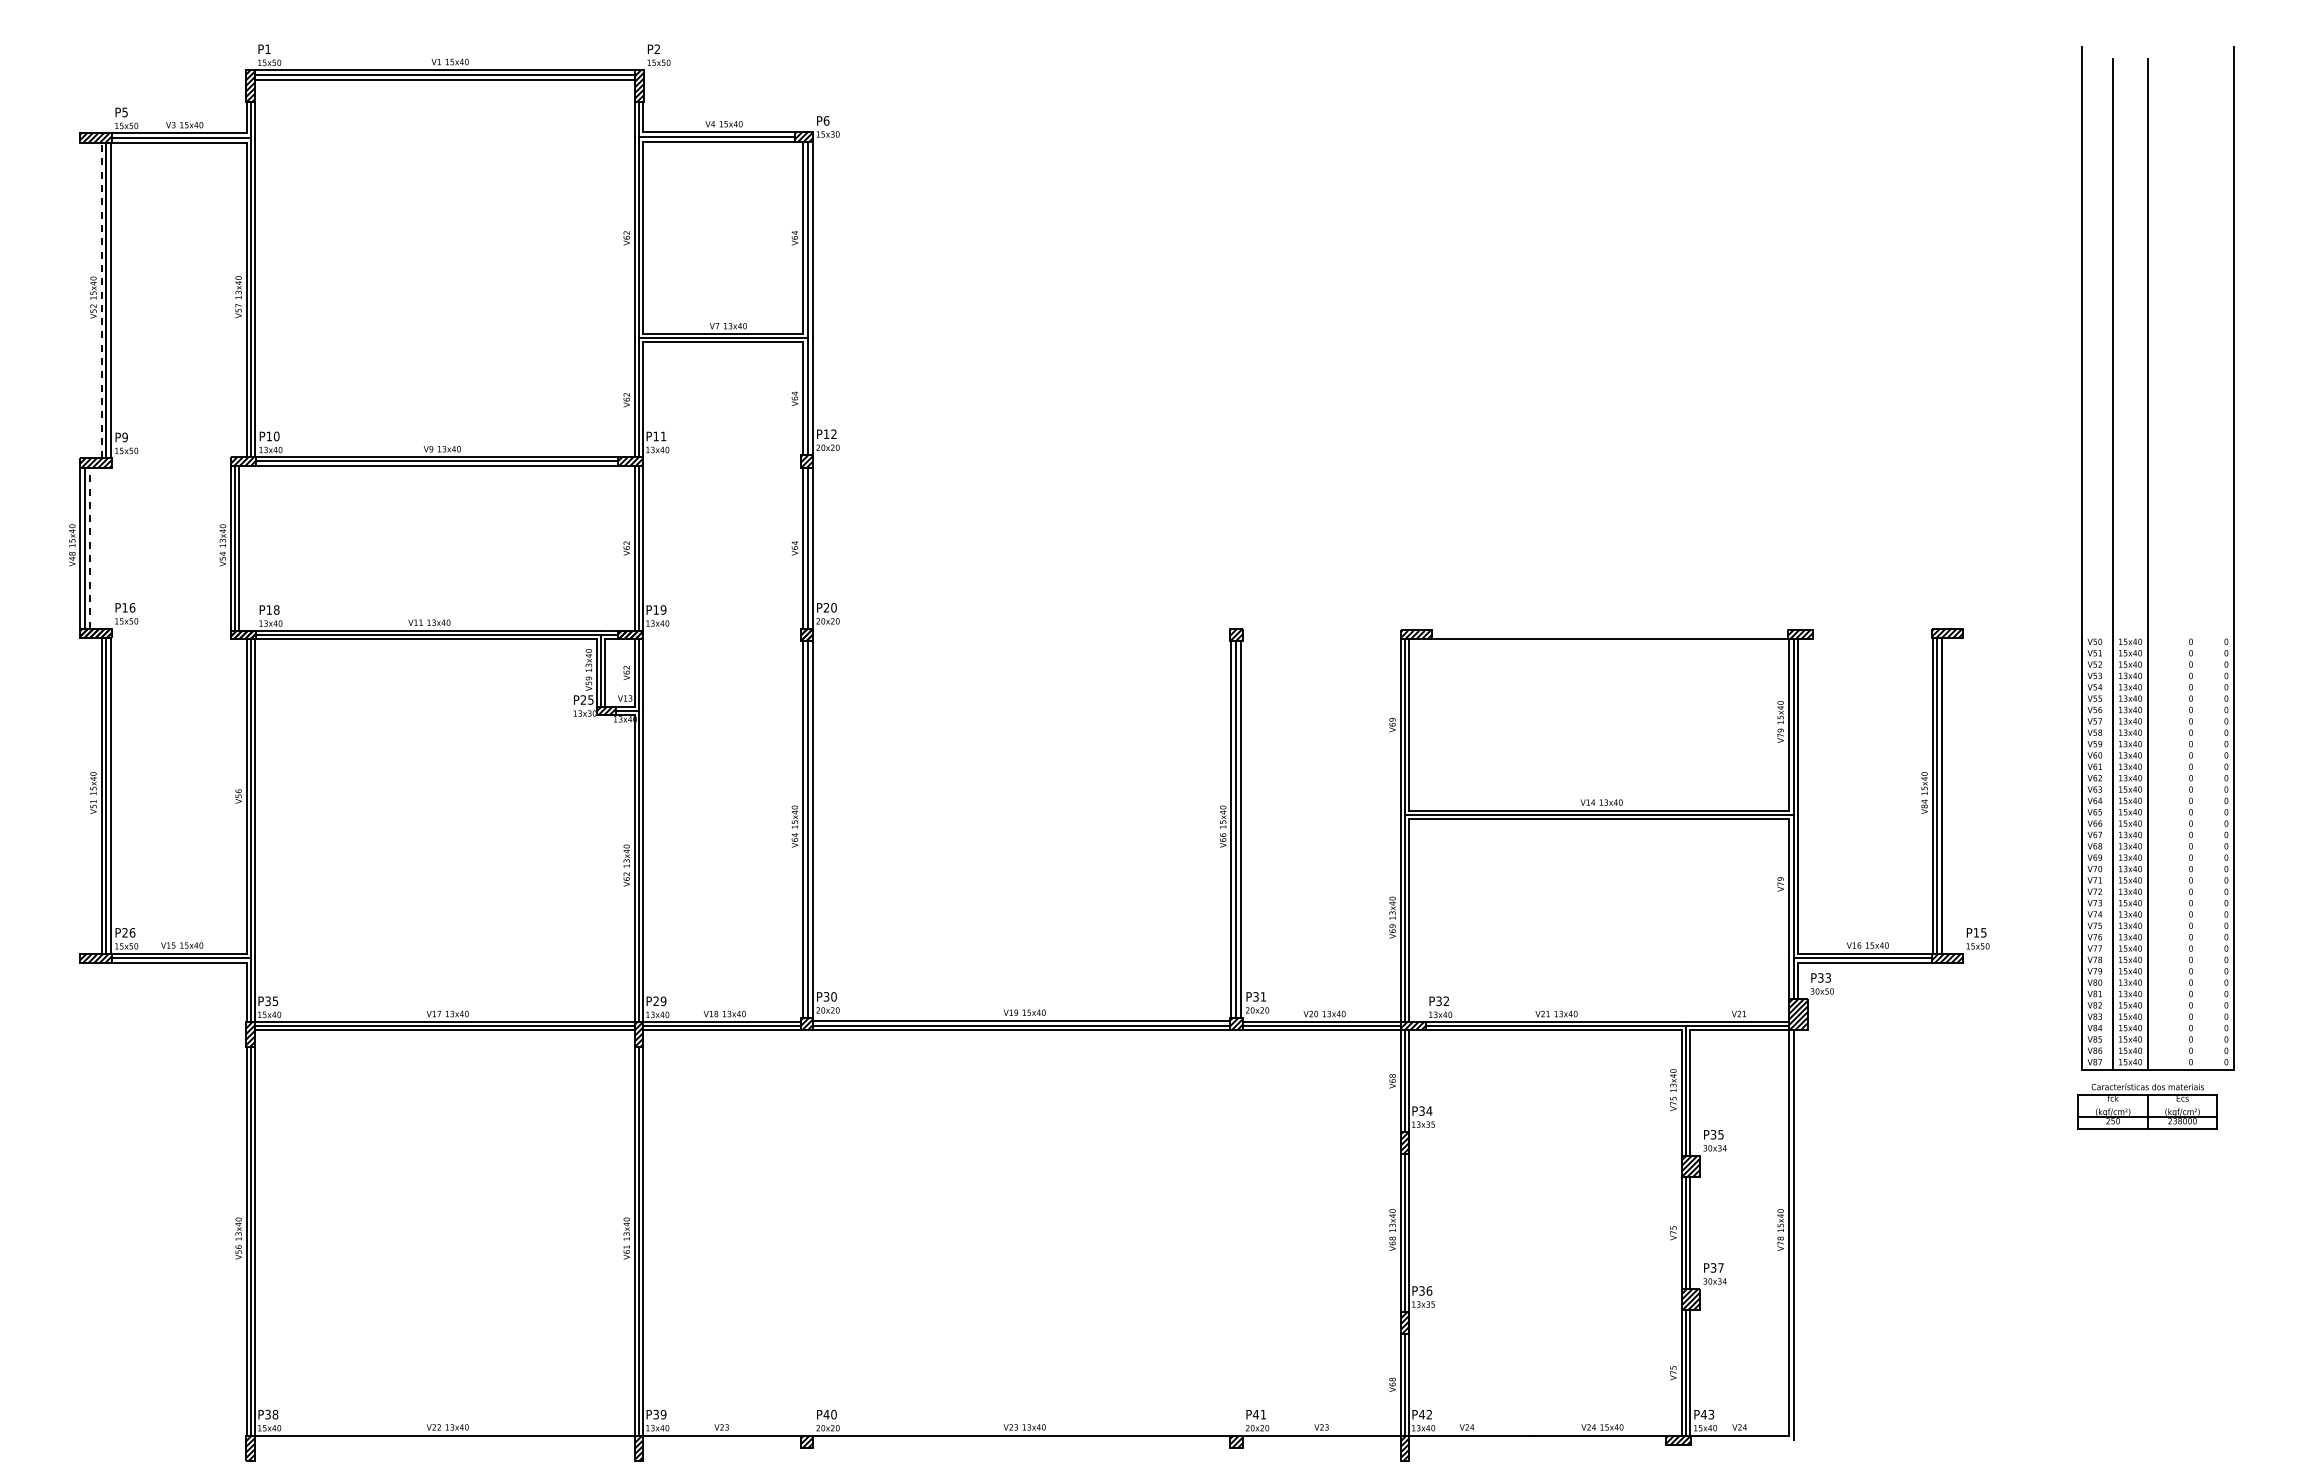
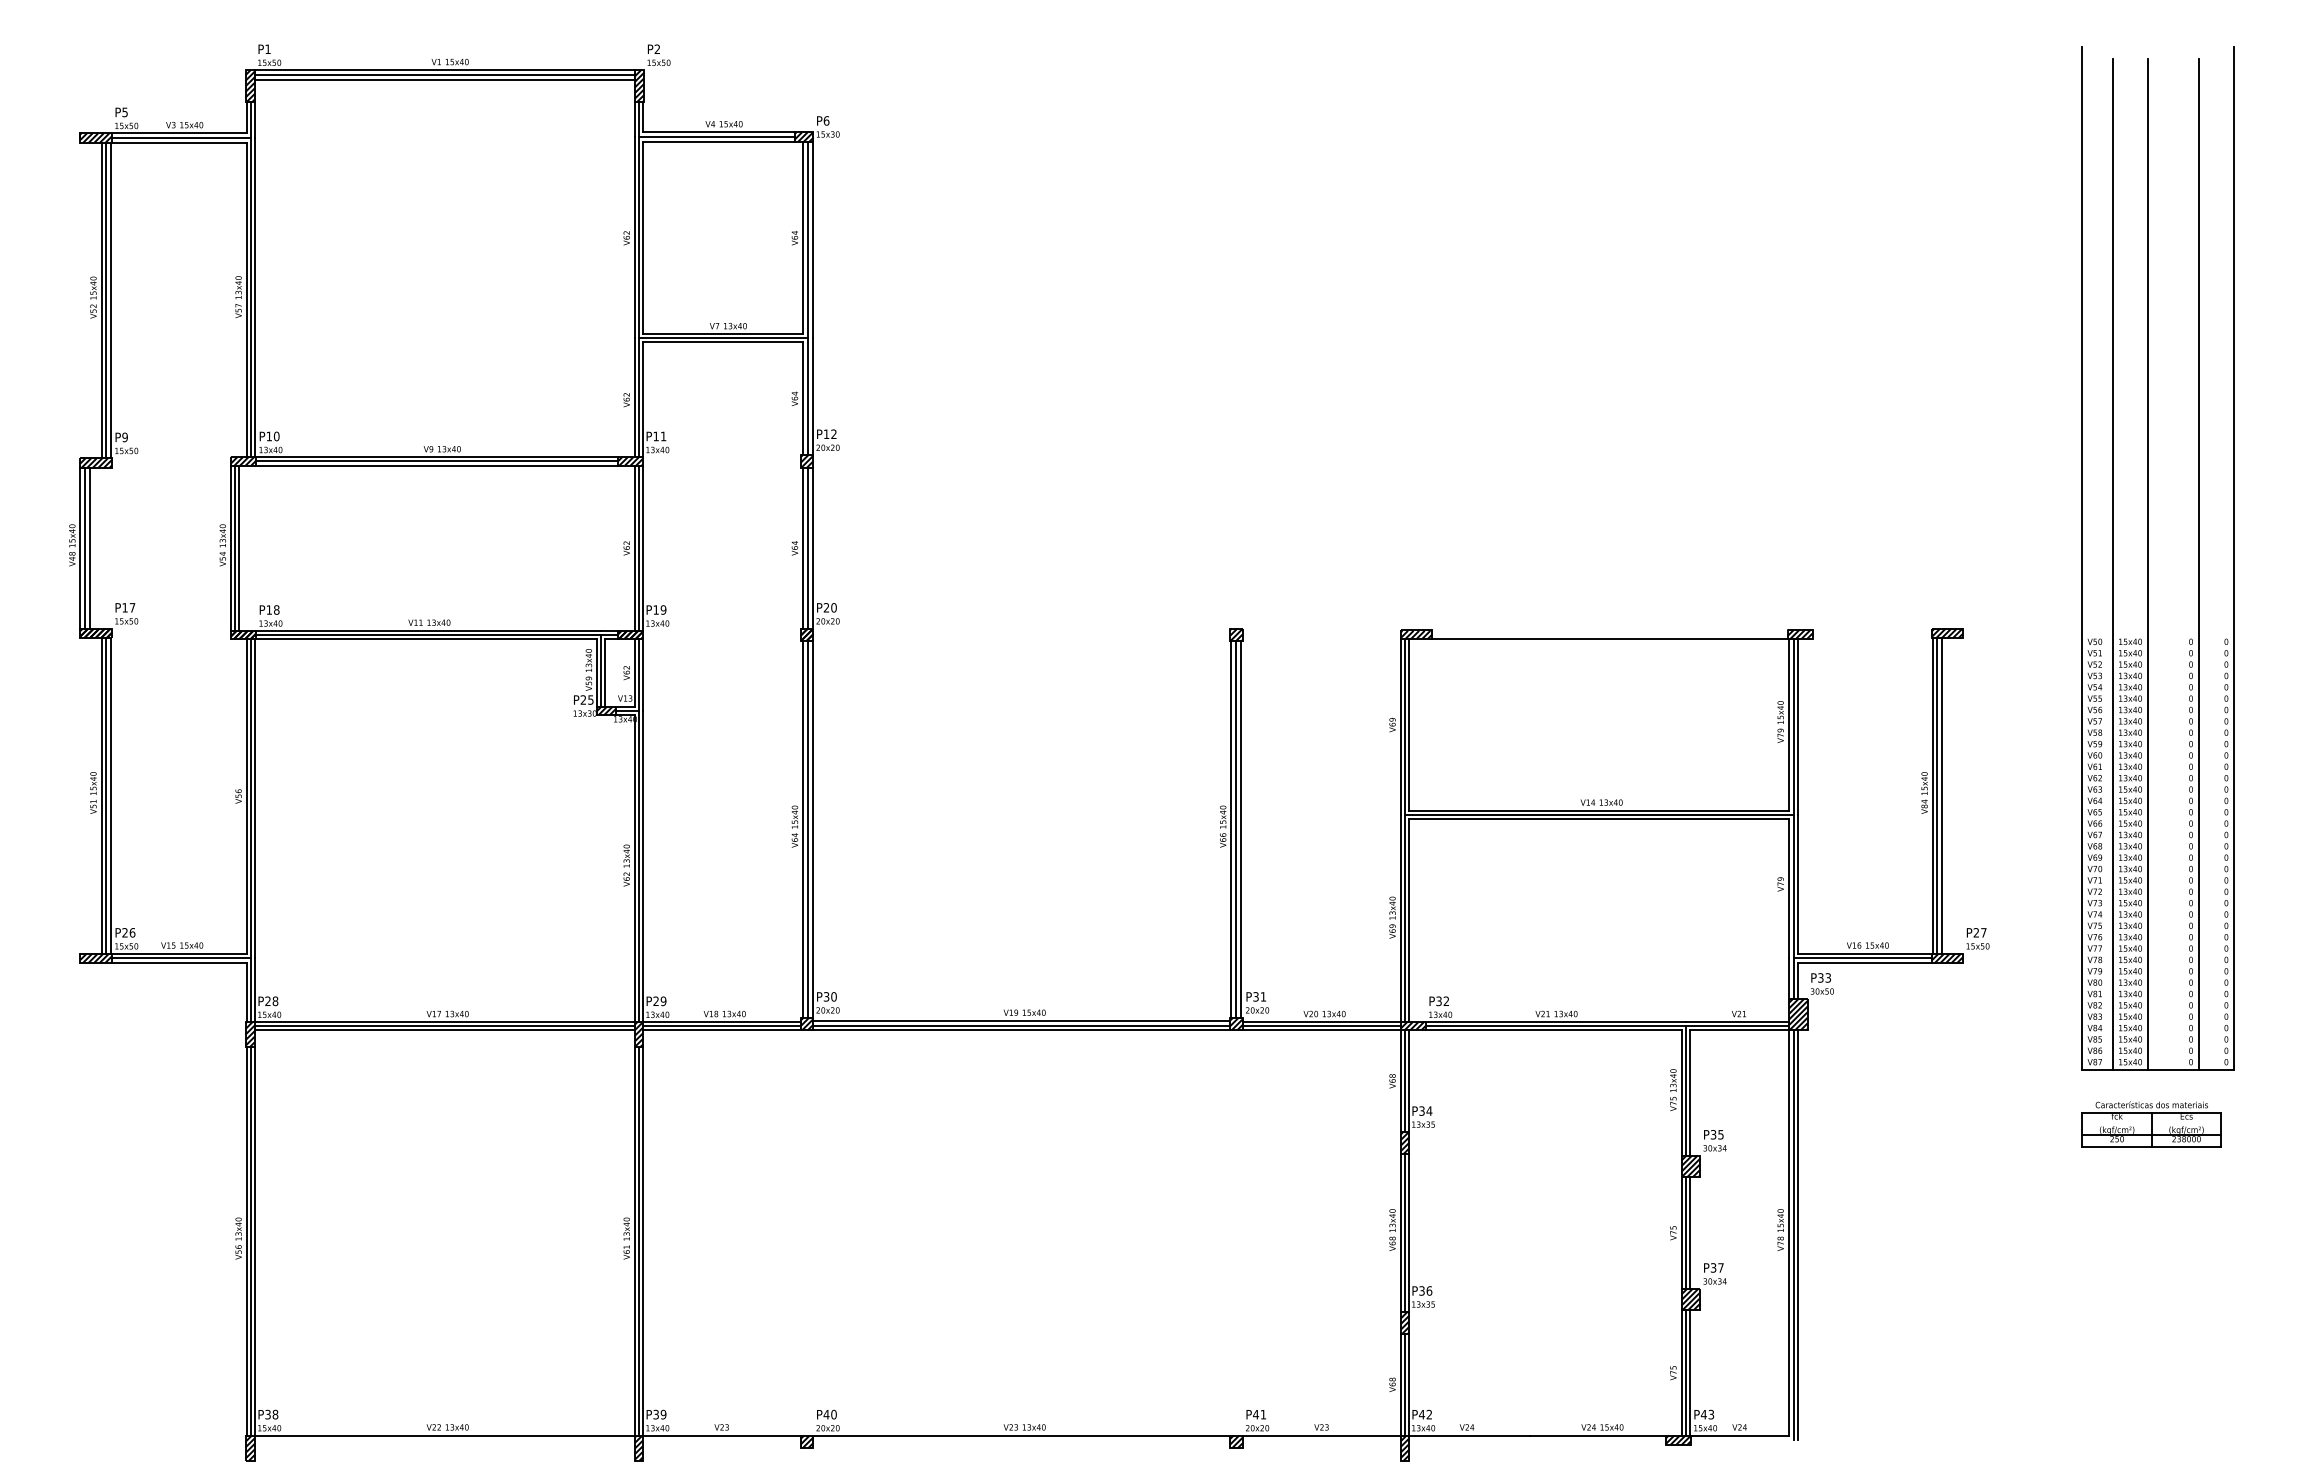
line: dashed -> solid (101, 300)
line: dashed -> solid (89, 547)
line: none -> present (2198, 563)
text: P16 -> P17 (132, 607)
text: P15 -> P27 (1979, 932)
text: P35 -> P28 (271, 1001)
part position: (2147, 1106) -> (2151, 1124) (2151, 1124)
line: none -> present (1798, 1235)
